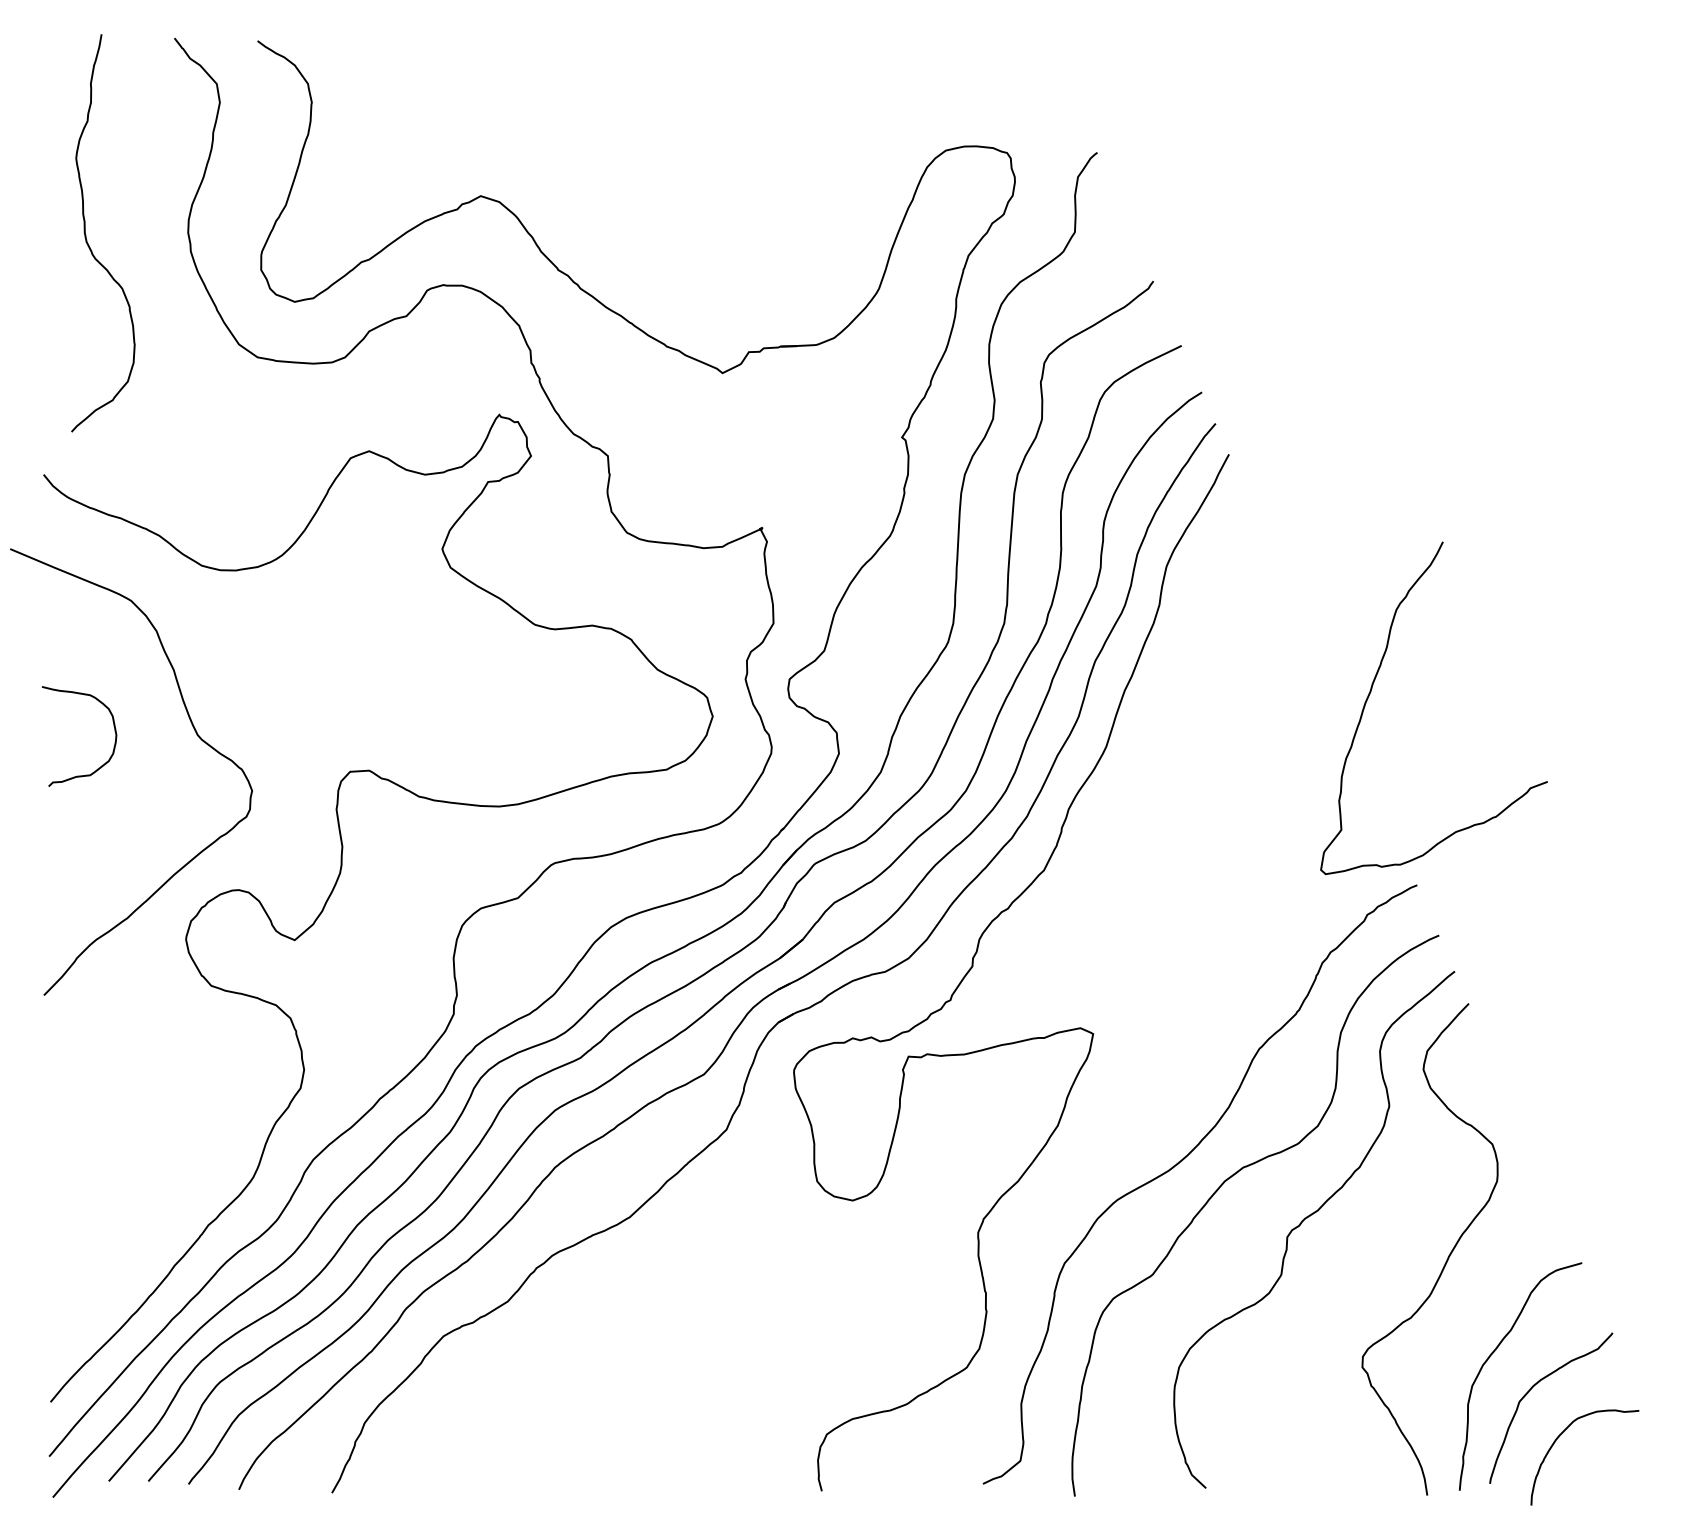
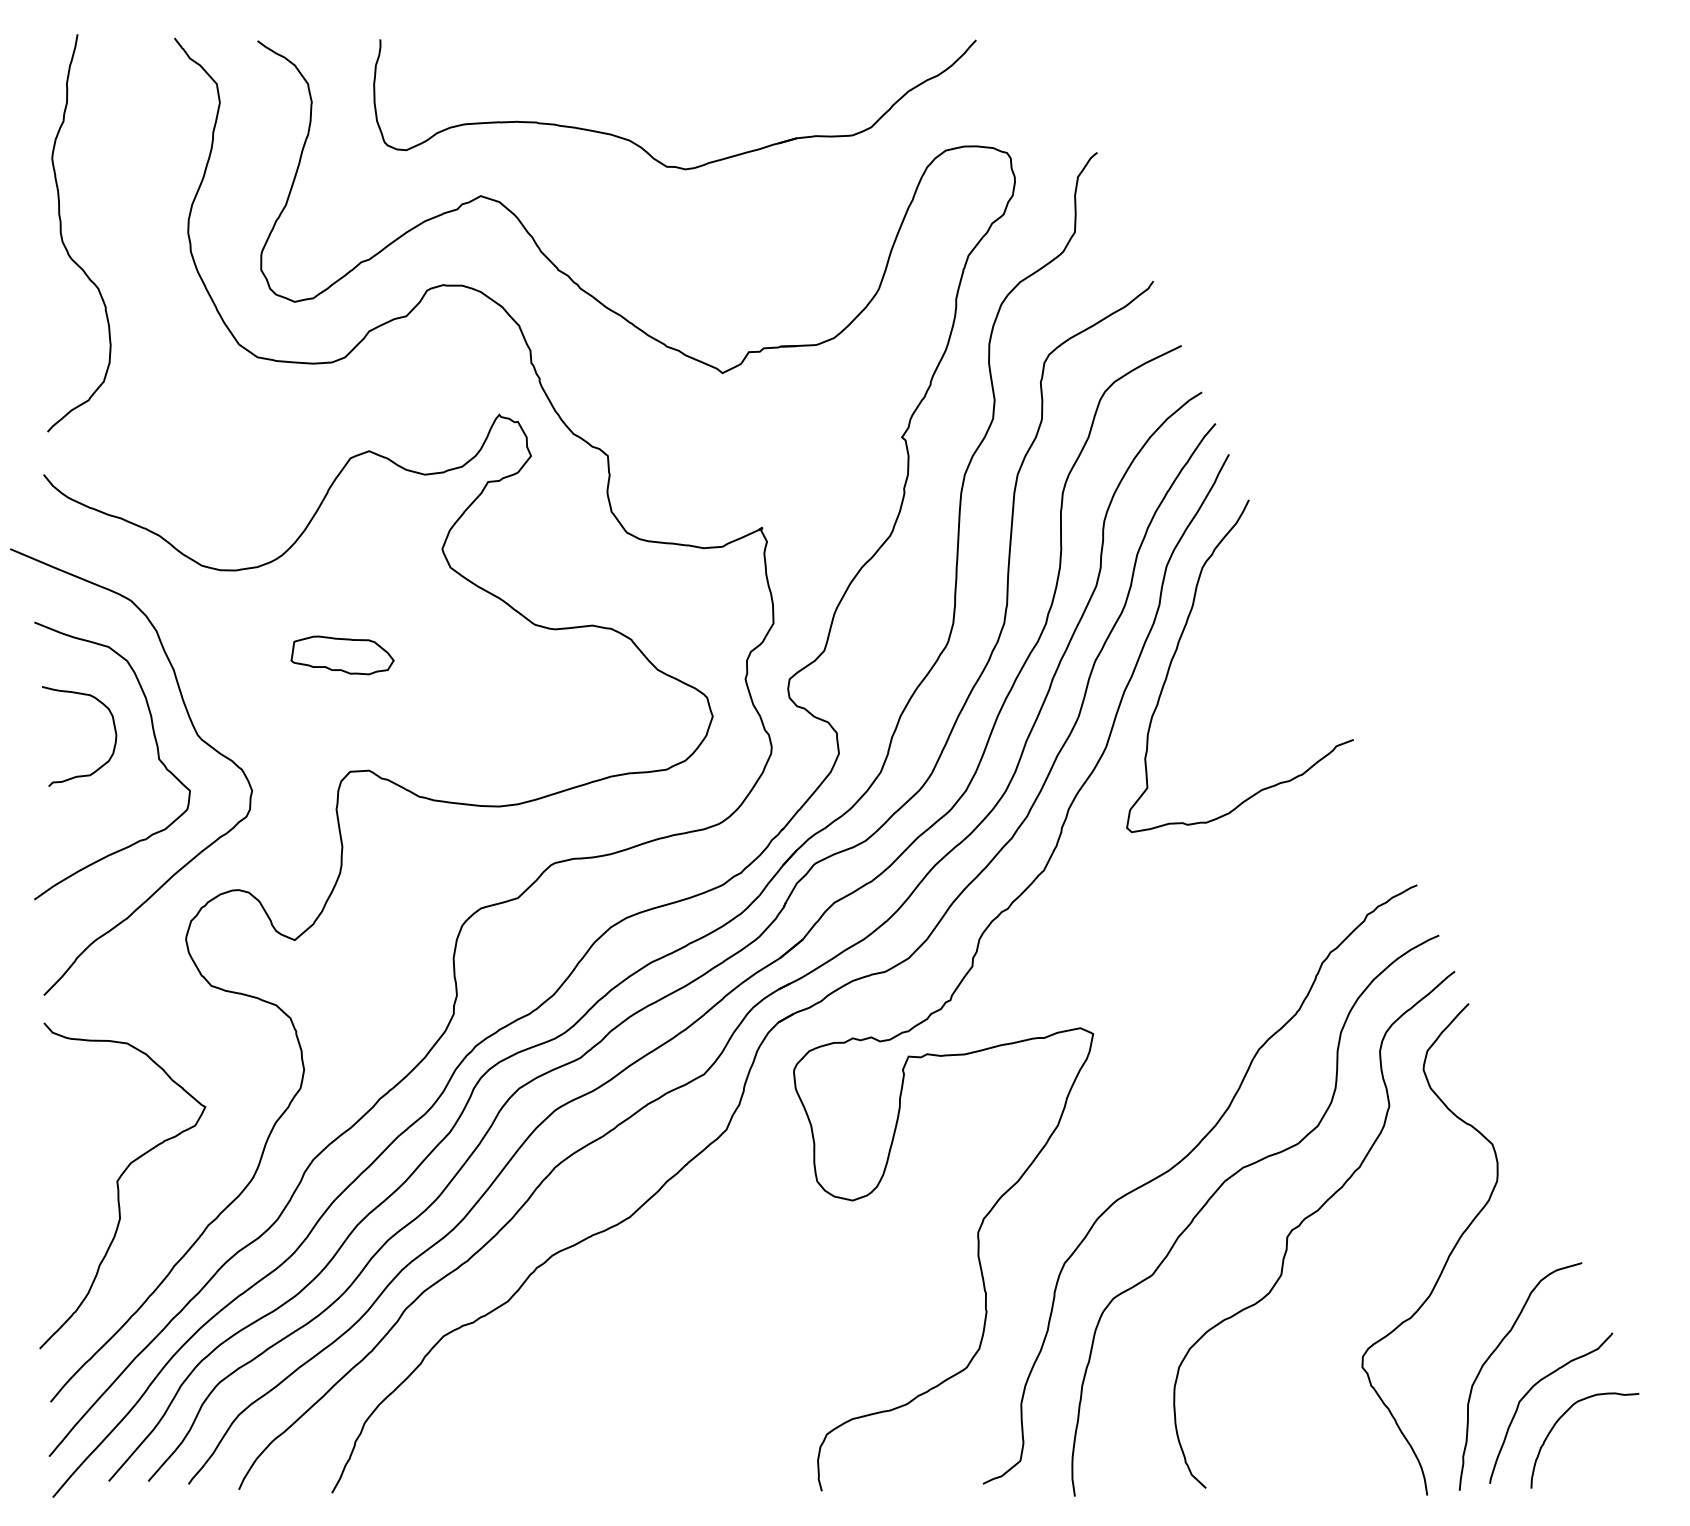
part: none -> present (641, 146)
curve position: (86, 235) -> (62, 235) (62, 235)
part: none -> present (342, 655)
curve position: (1372, 689) -> (1178, 647) (1178, 647)
curve: none -> present (157, 756)
curve: none -> present (118, 1185)
curve position: (1560, 1436) -> (1560, 1419) (1560, 1419)
